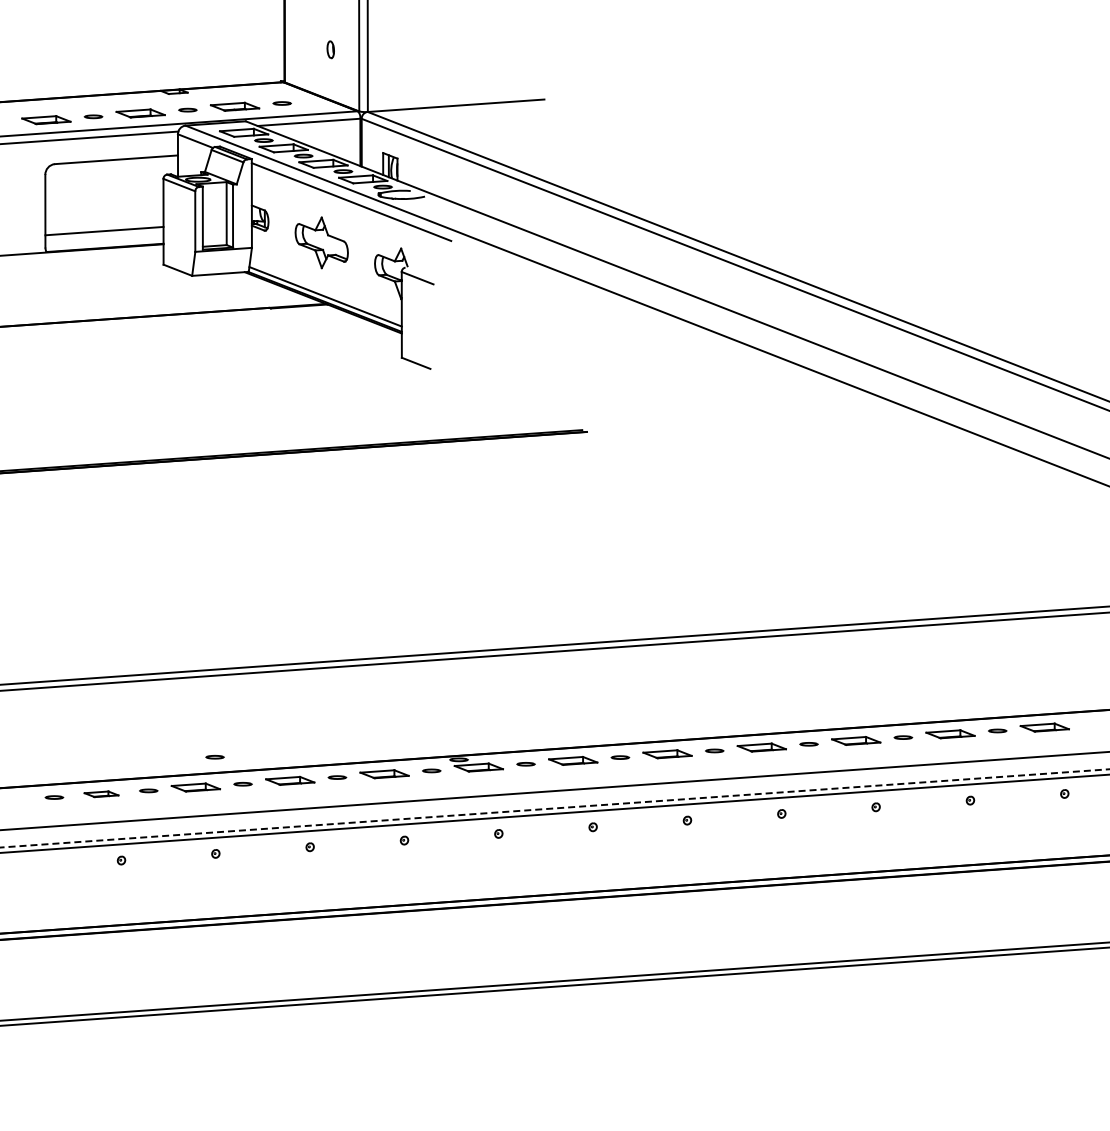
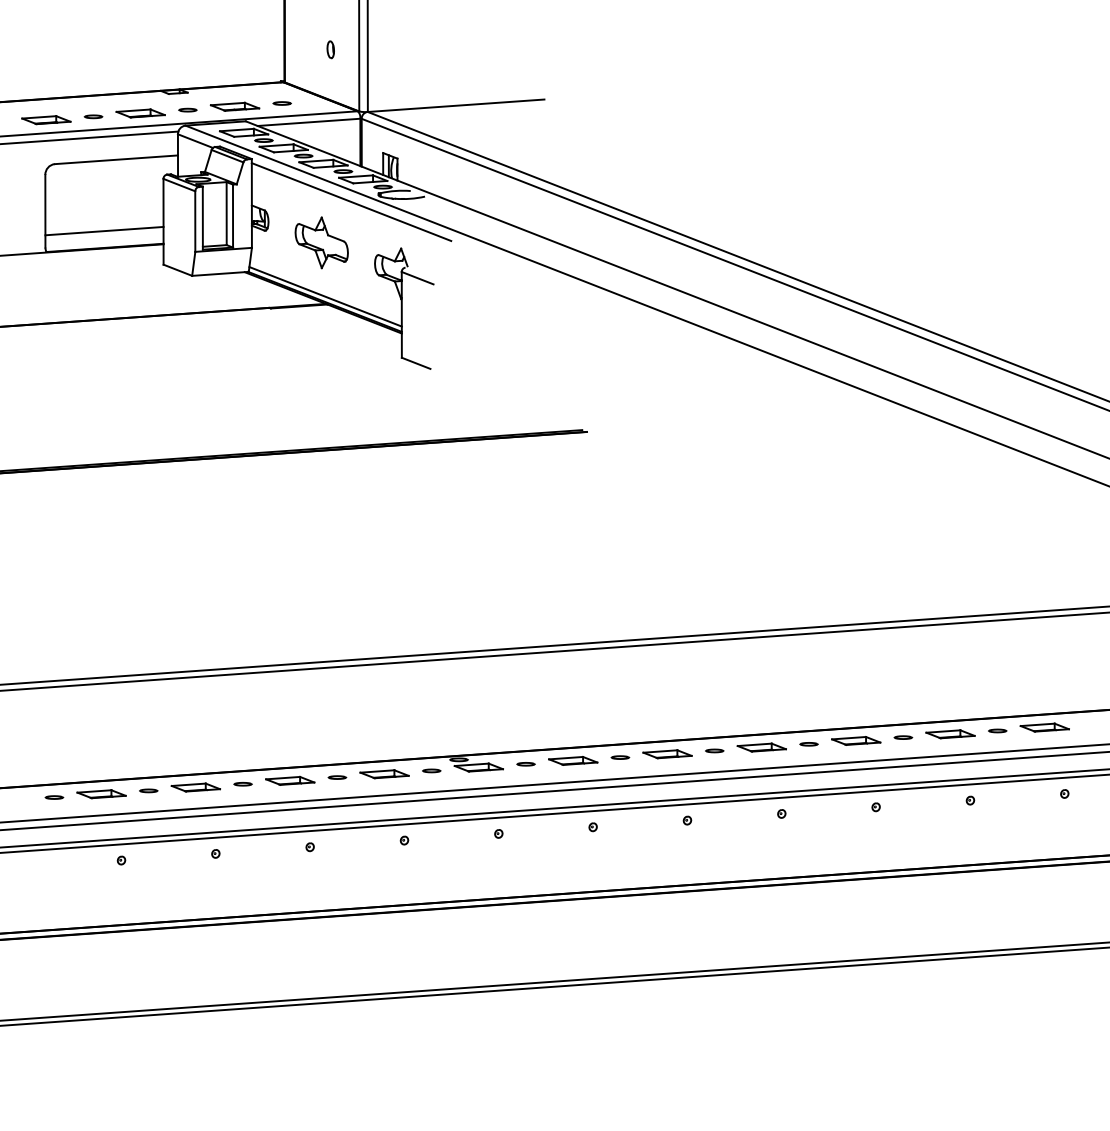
line: present -> none (214, 757)
line: none -> present (554, 783)
part size: 37x9 px -> 51x11 px (101, 794)
line: dashed -> solid (555, 808)
